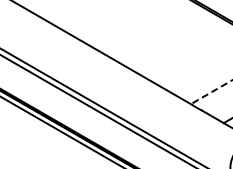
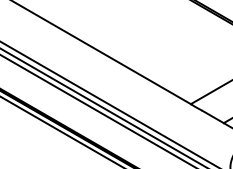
line: dashed -> solid (211, 92)
line: none -> present (108, 103)
